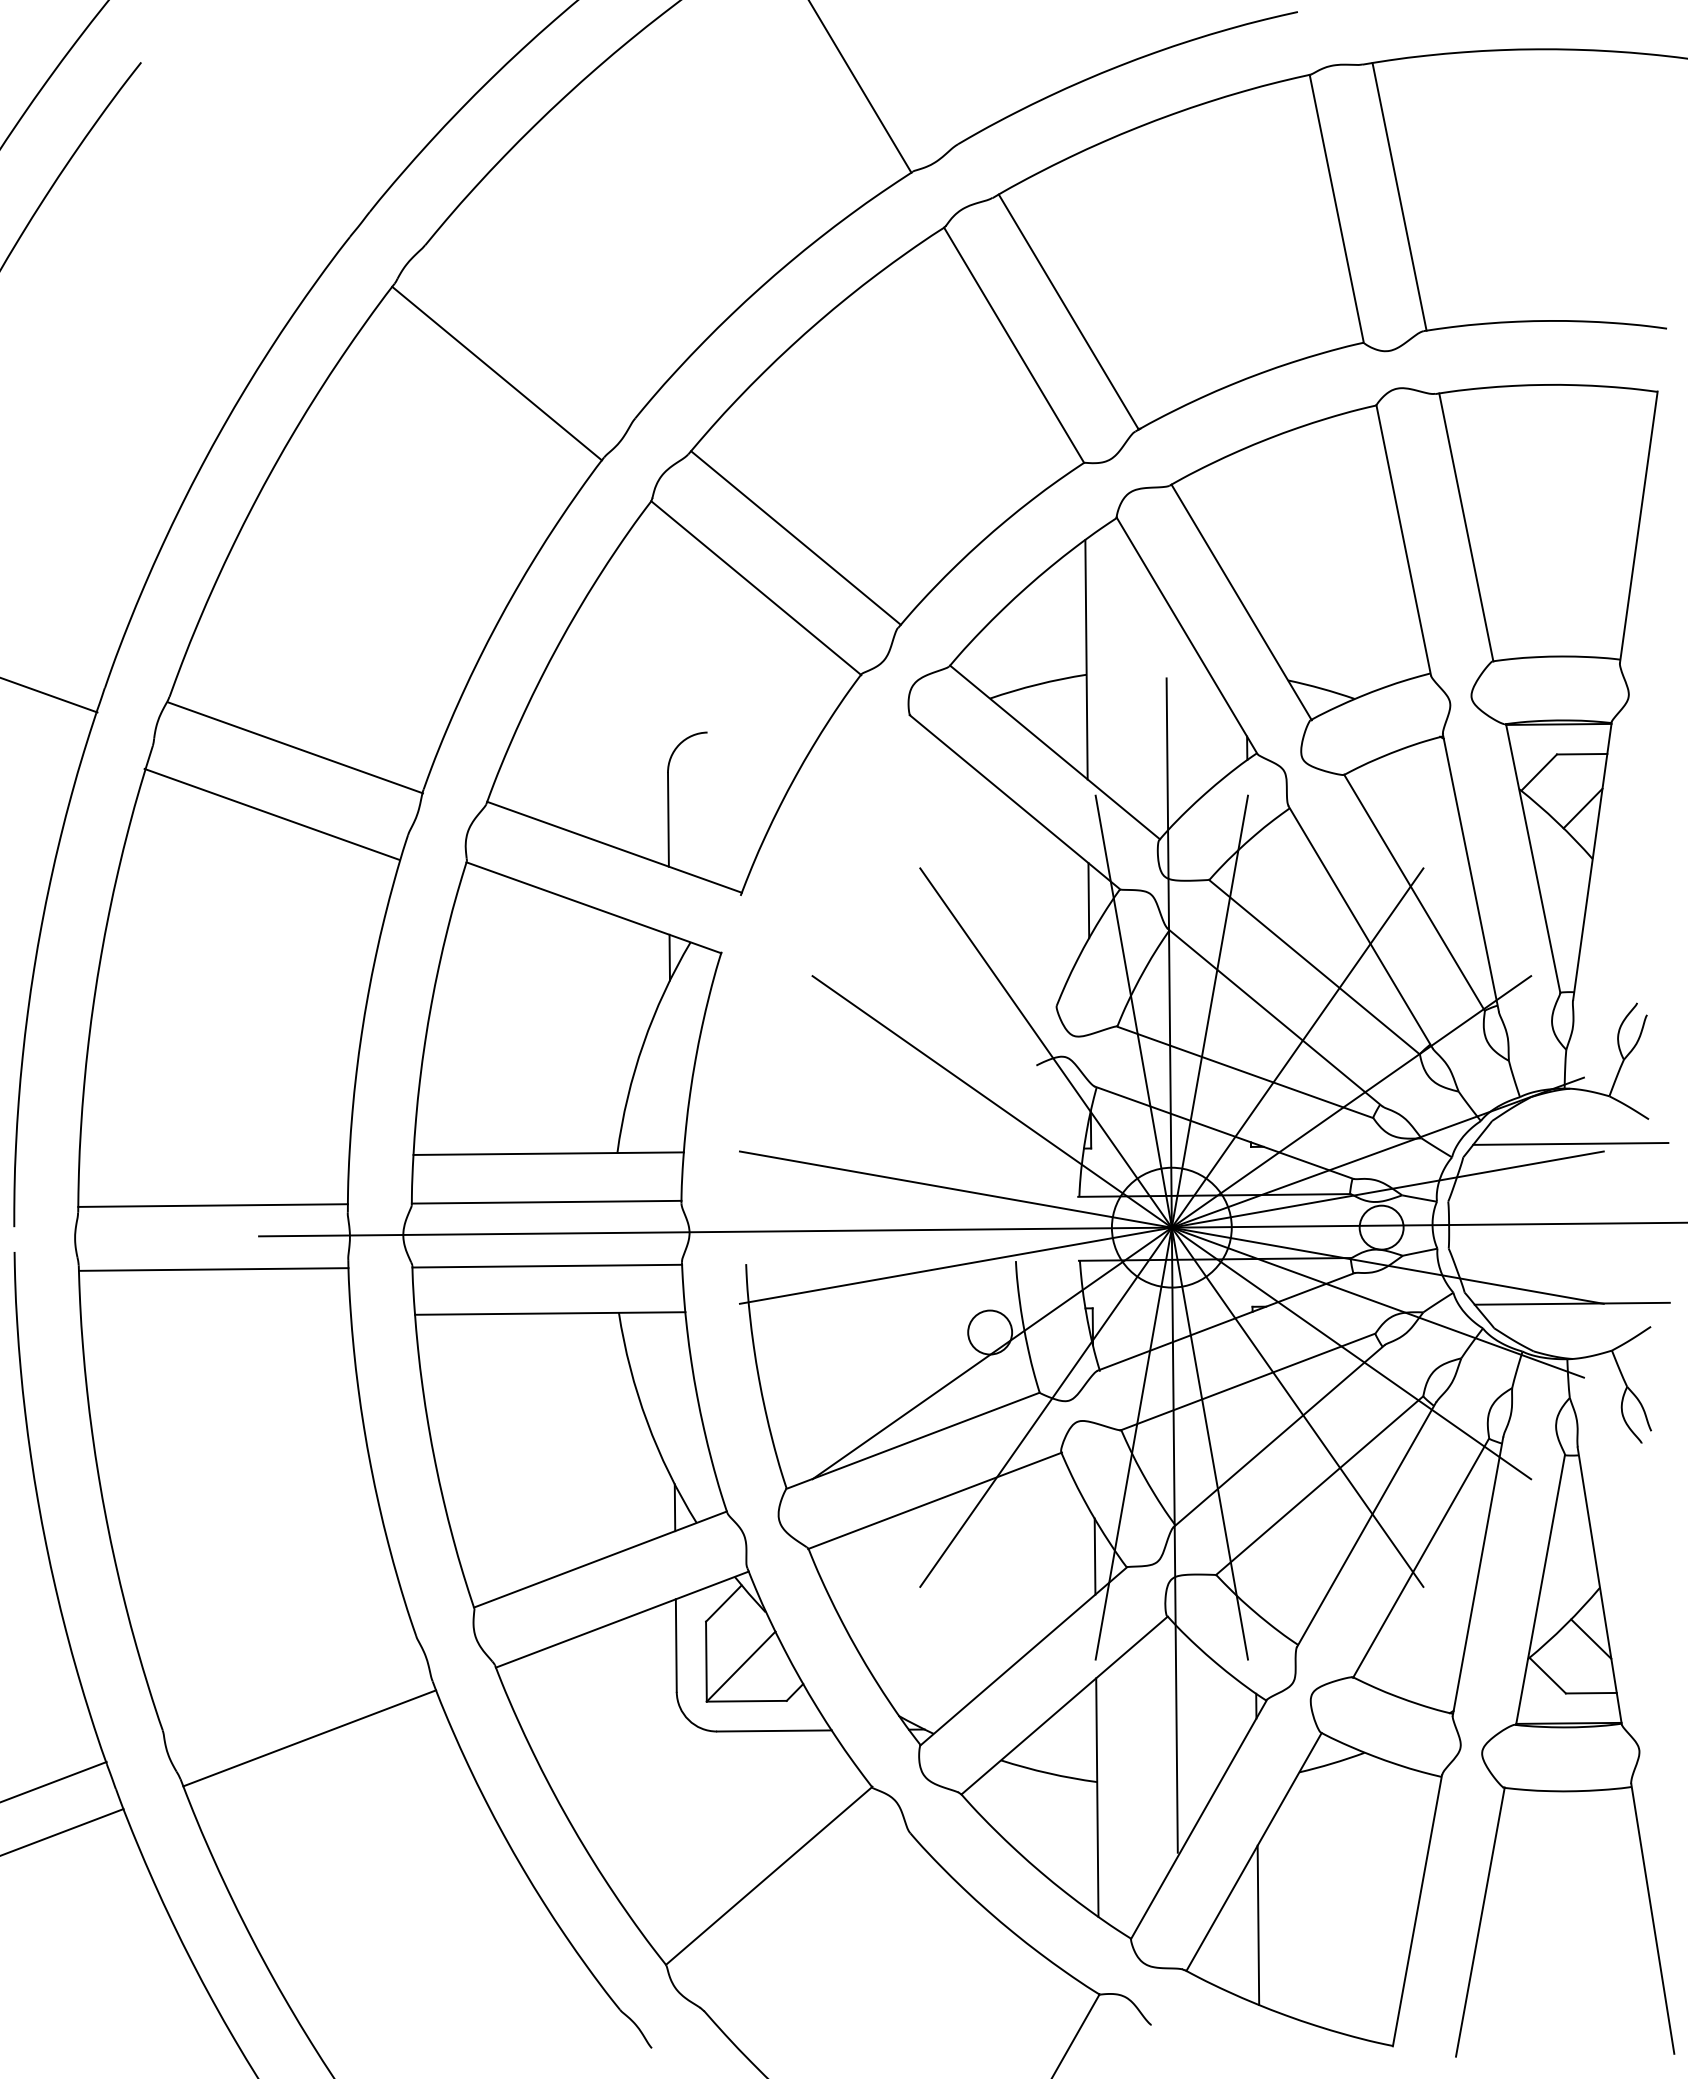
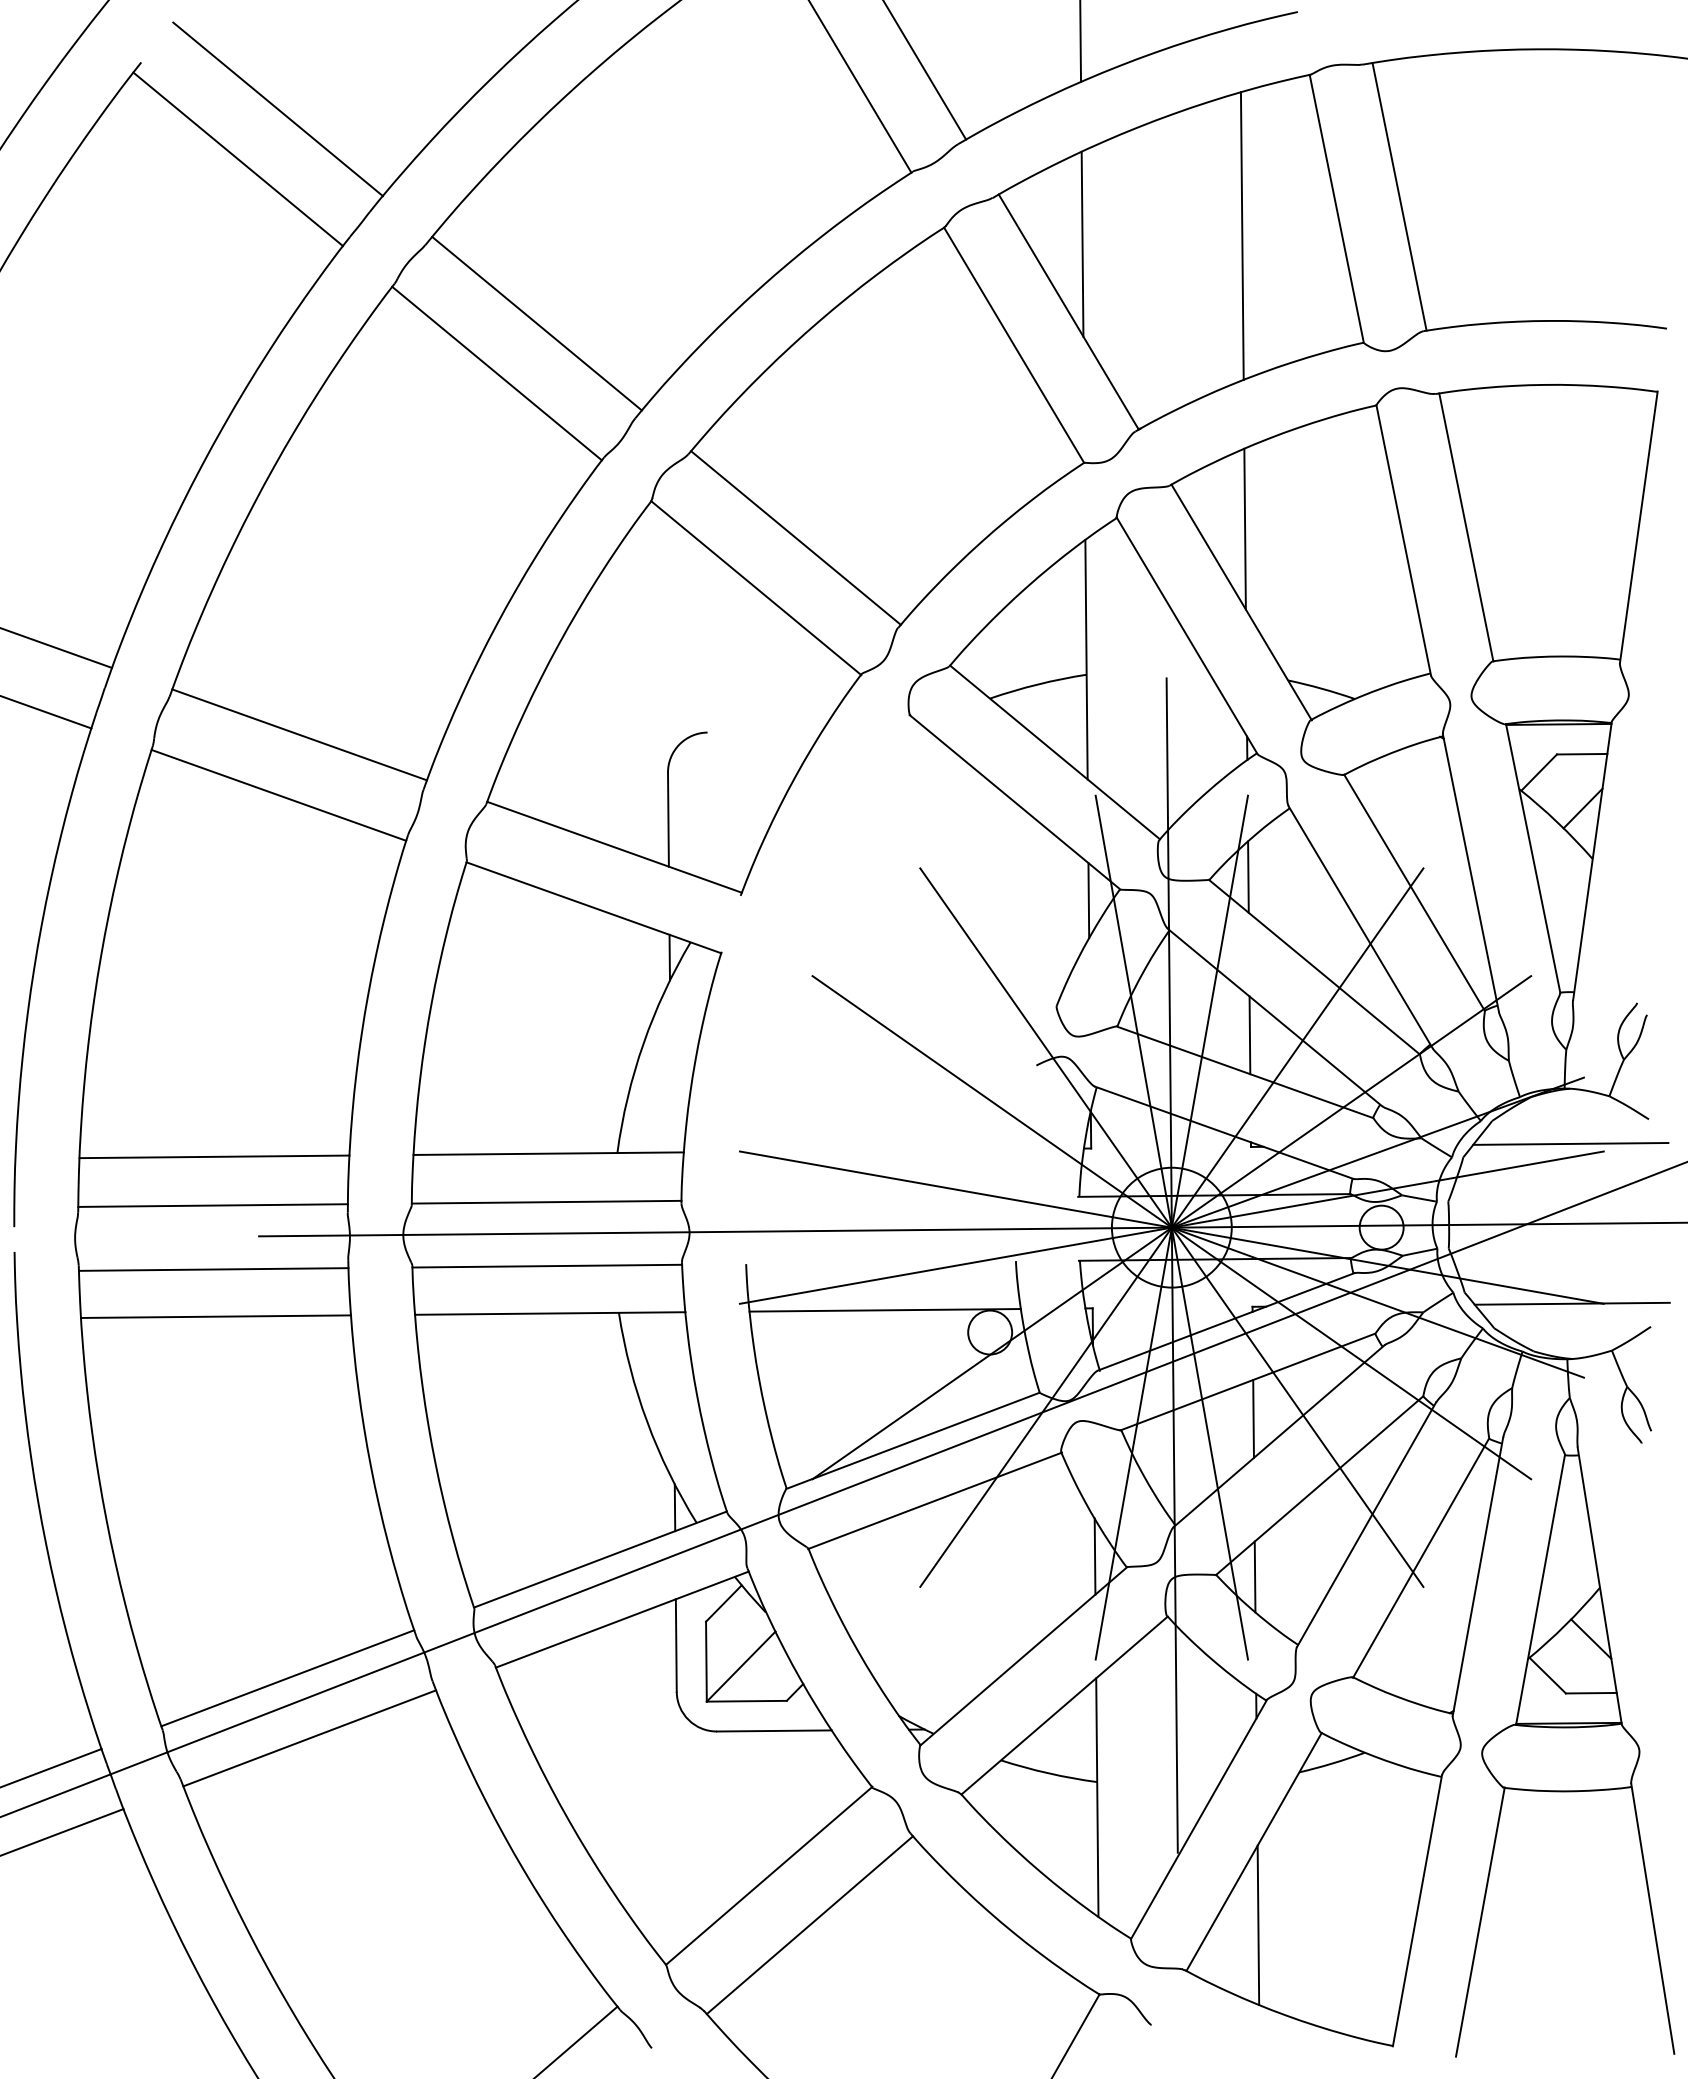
line: none -> present (1080, 41)
line: none -> present (925, 70)
line: none -> present (277, 109)
line: none -> present (237, 159)
line: none -> present (1241, 236)
line: none -> present (1082, 243)
line: none -> present (536, 323)
line: none -> present (1244, 528)
line: none -> present (57, 647)
line position: (49, 695) -> (46, 712) (46, 712)
line position: (295, 747) -> (299, 734) (299, 734)
line position: (271, 813) -> (278, 794) (278, 794)
line: none -> present (1248, 876)
line: none -> present (1249, 1035)
line: none -> present (214, 1156)
line: none -> present (885, 1310)
line: none -> present (216, 1316)
line: none -> present (1253, 1418)
line: none -> present (843, 1489)
line: none -> present (1254, 1576)
line: none -> present (287, 1678)
line position: (54, 1781) -> (51, 1767) (51, 1767)
line: none -> present (809, 1925)
line: none -> present (577, 2040)
